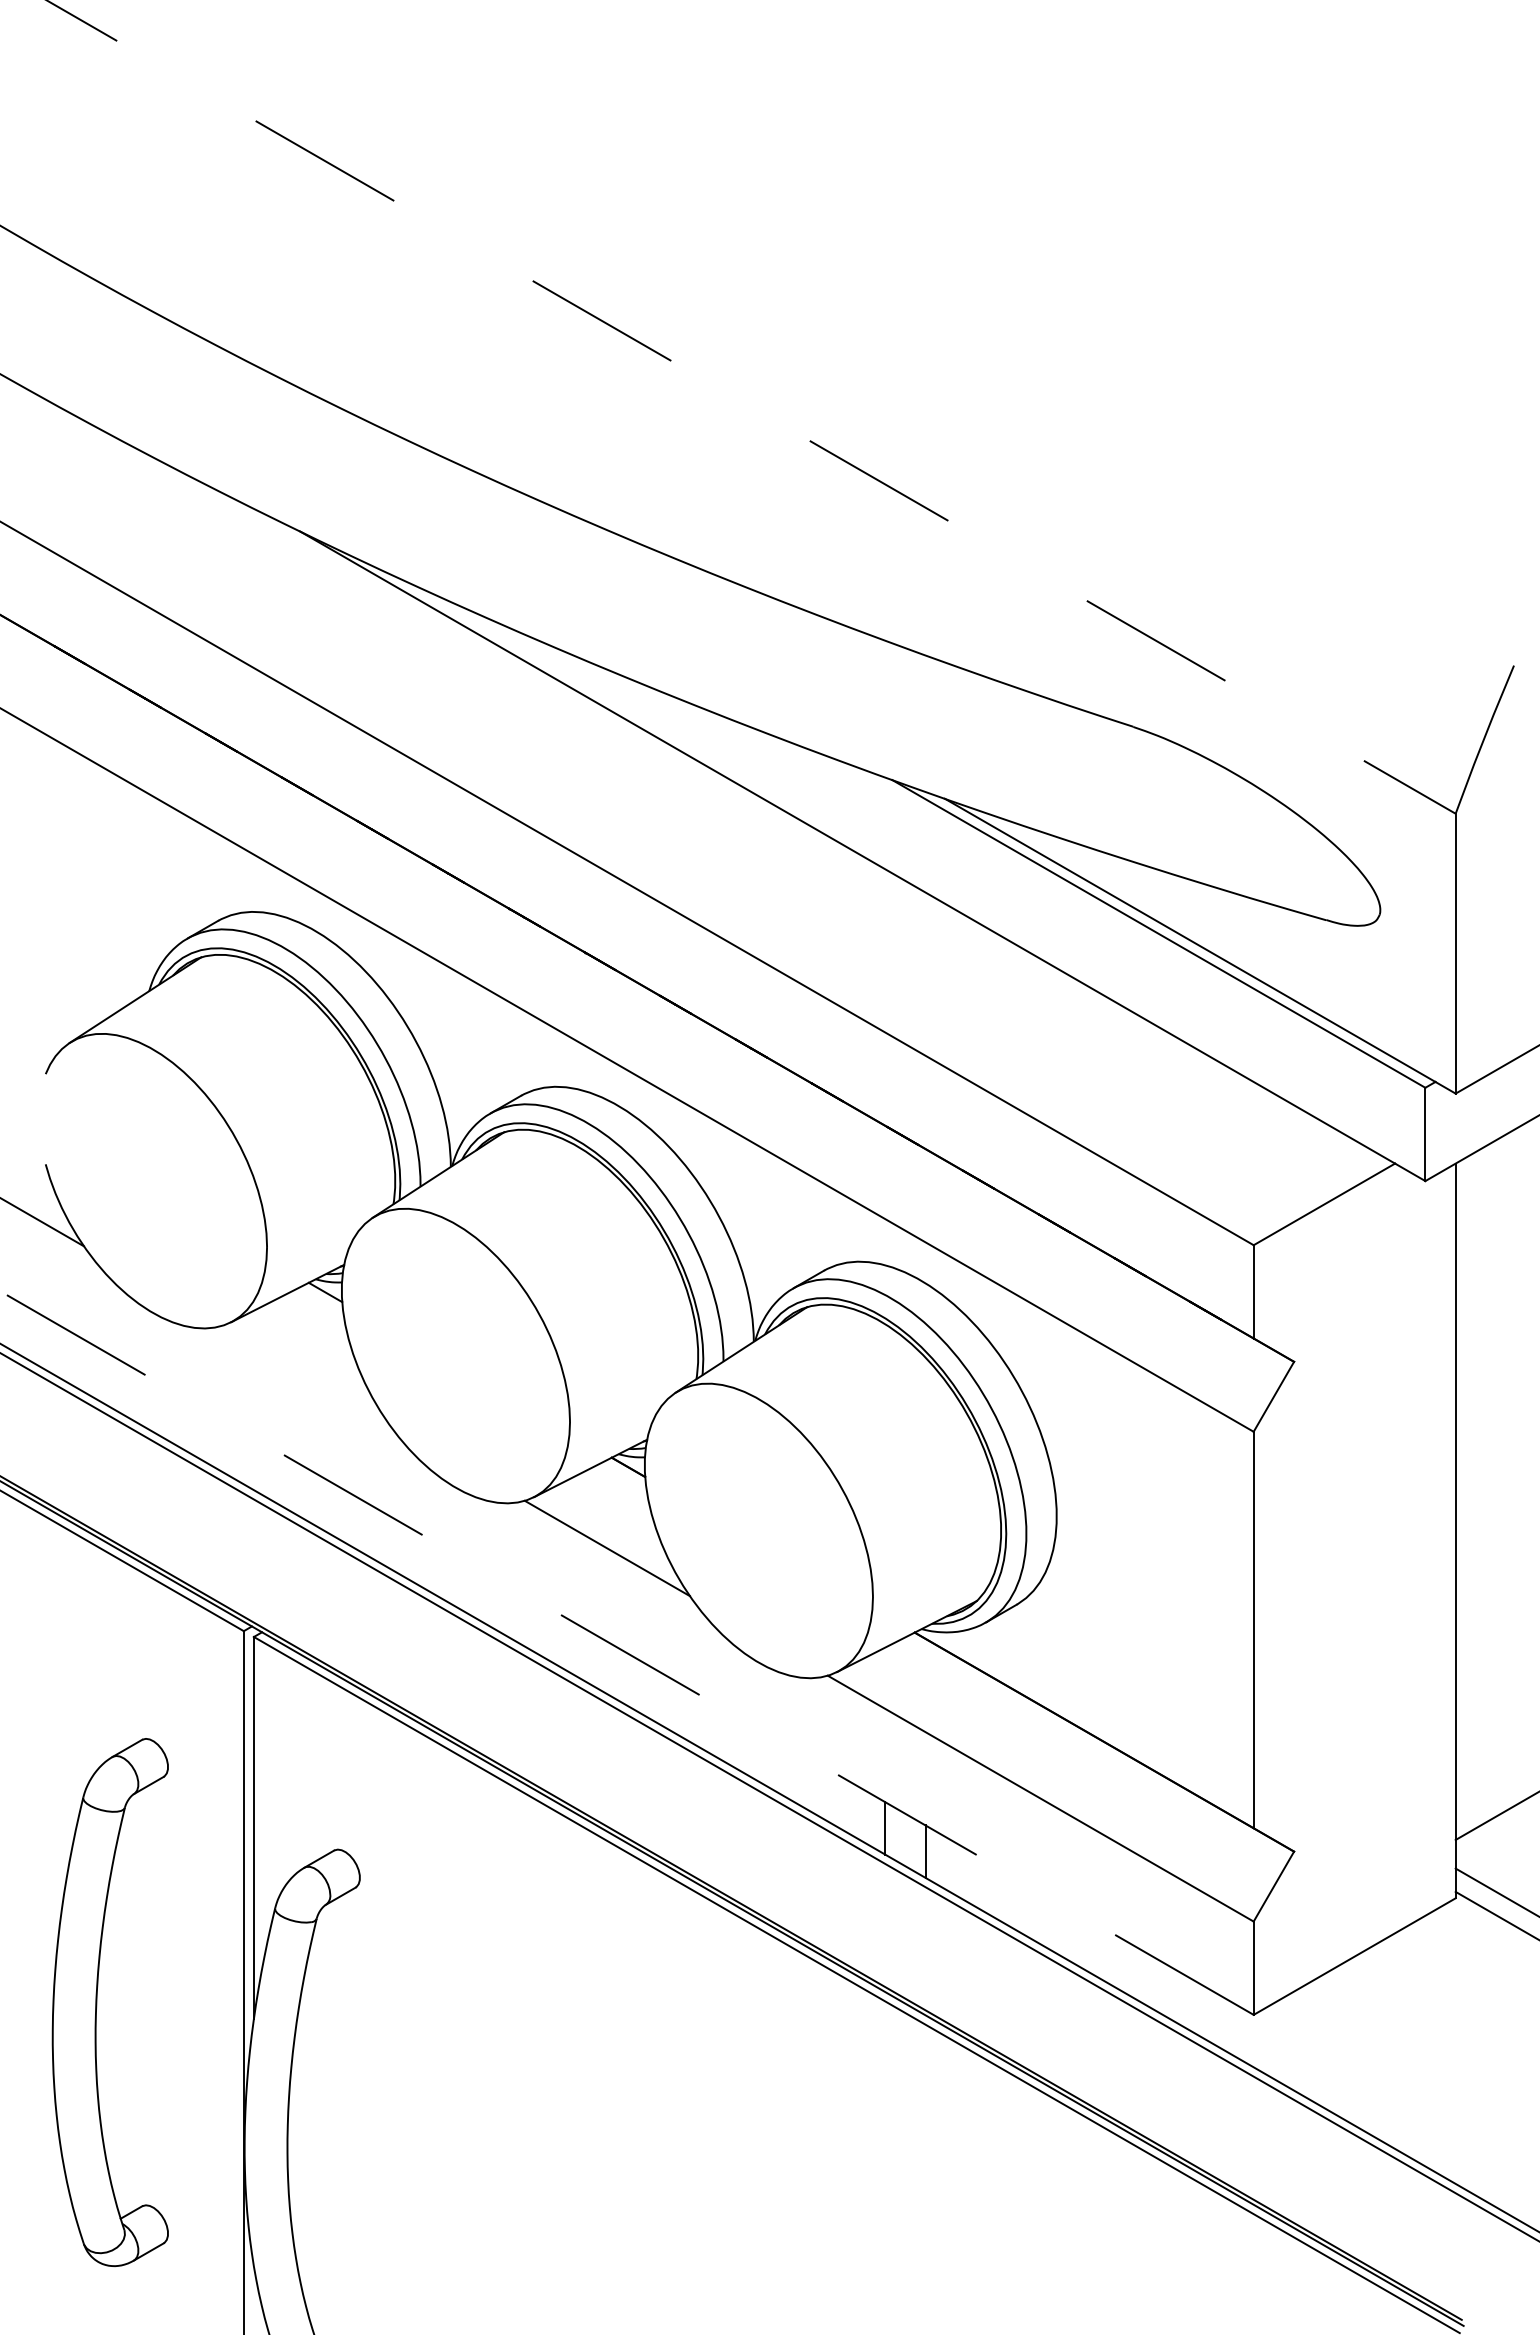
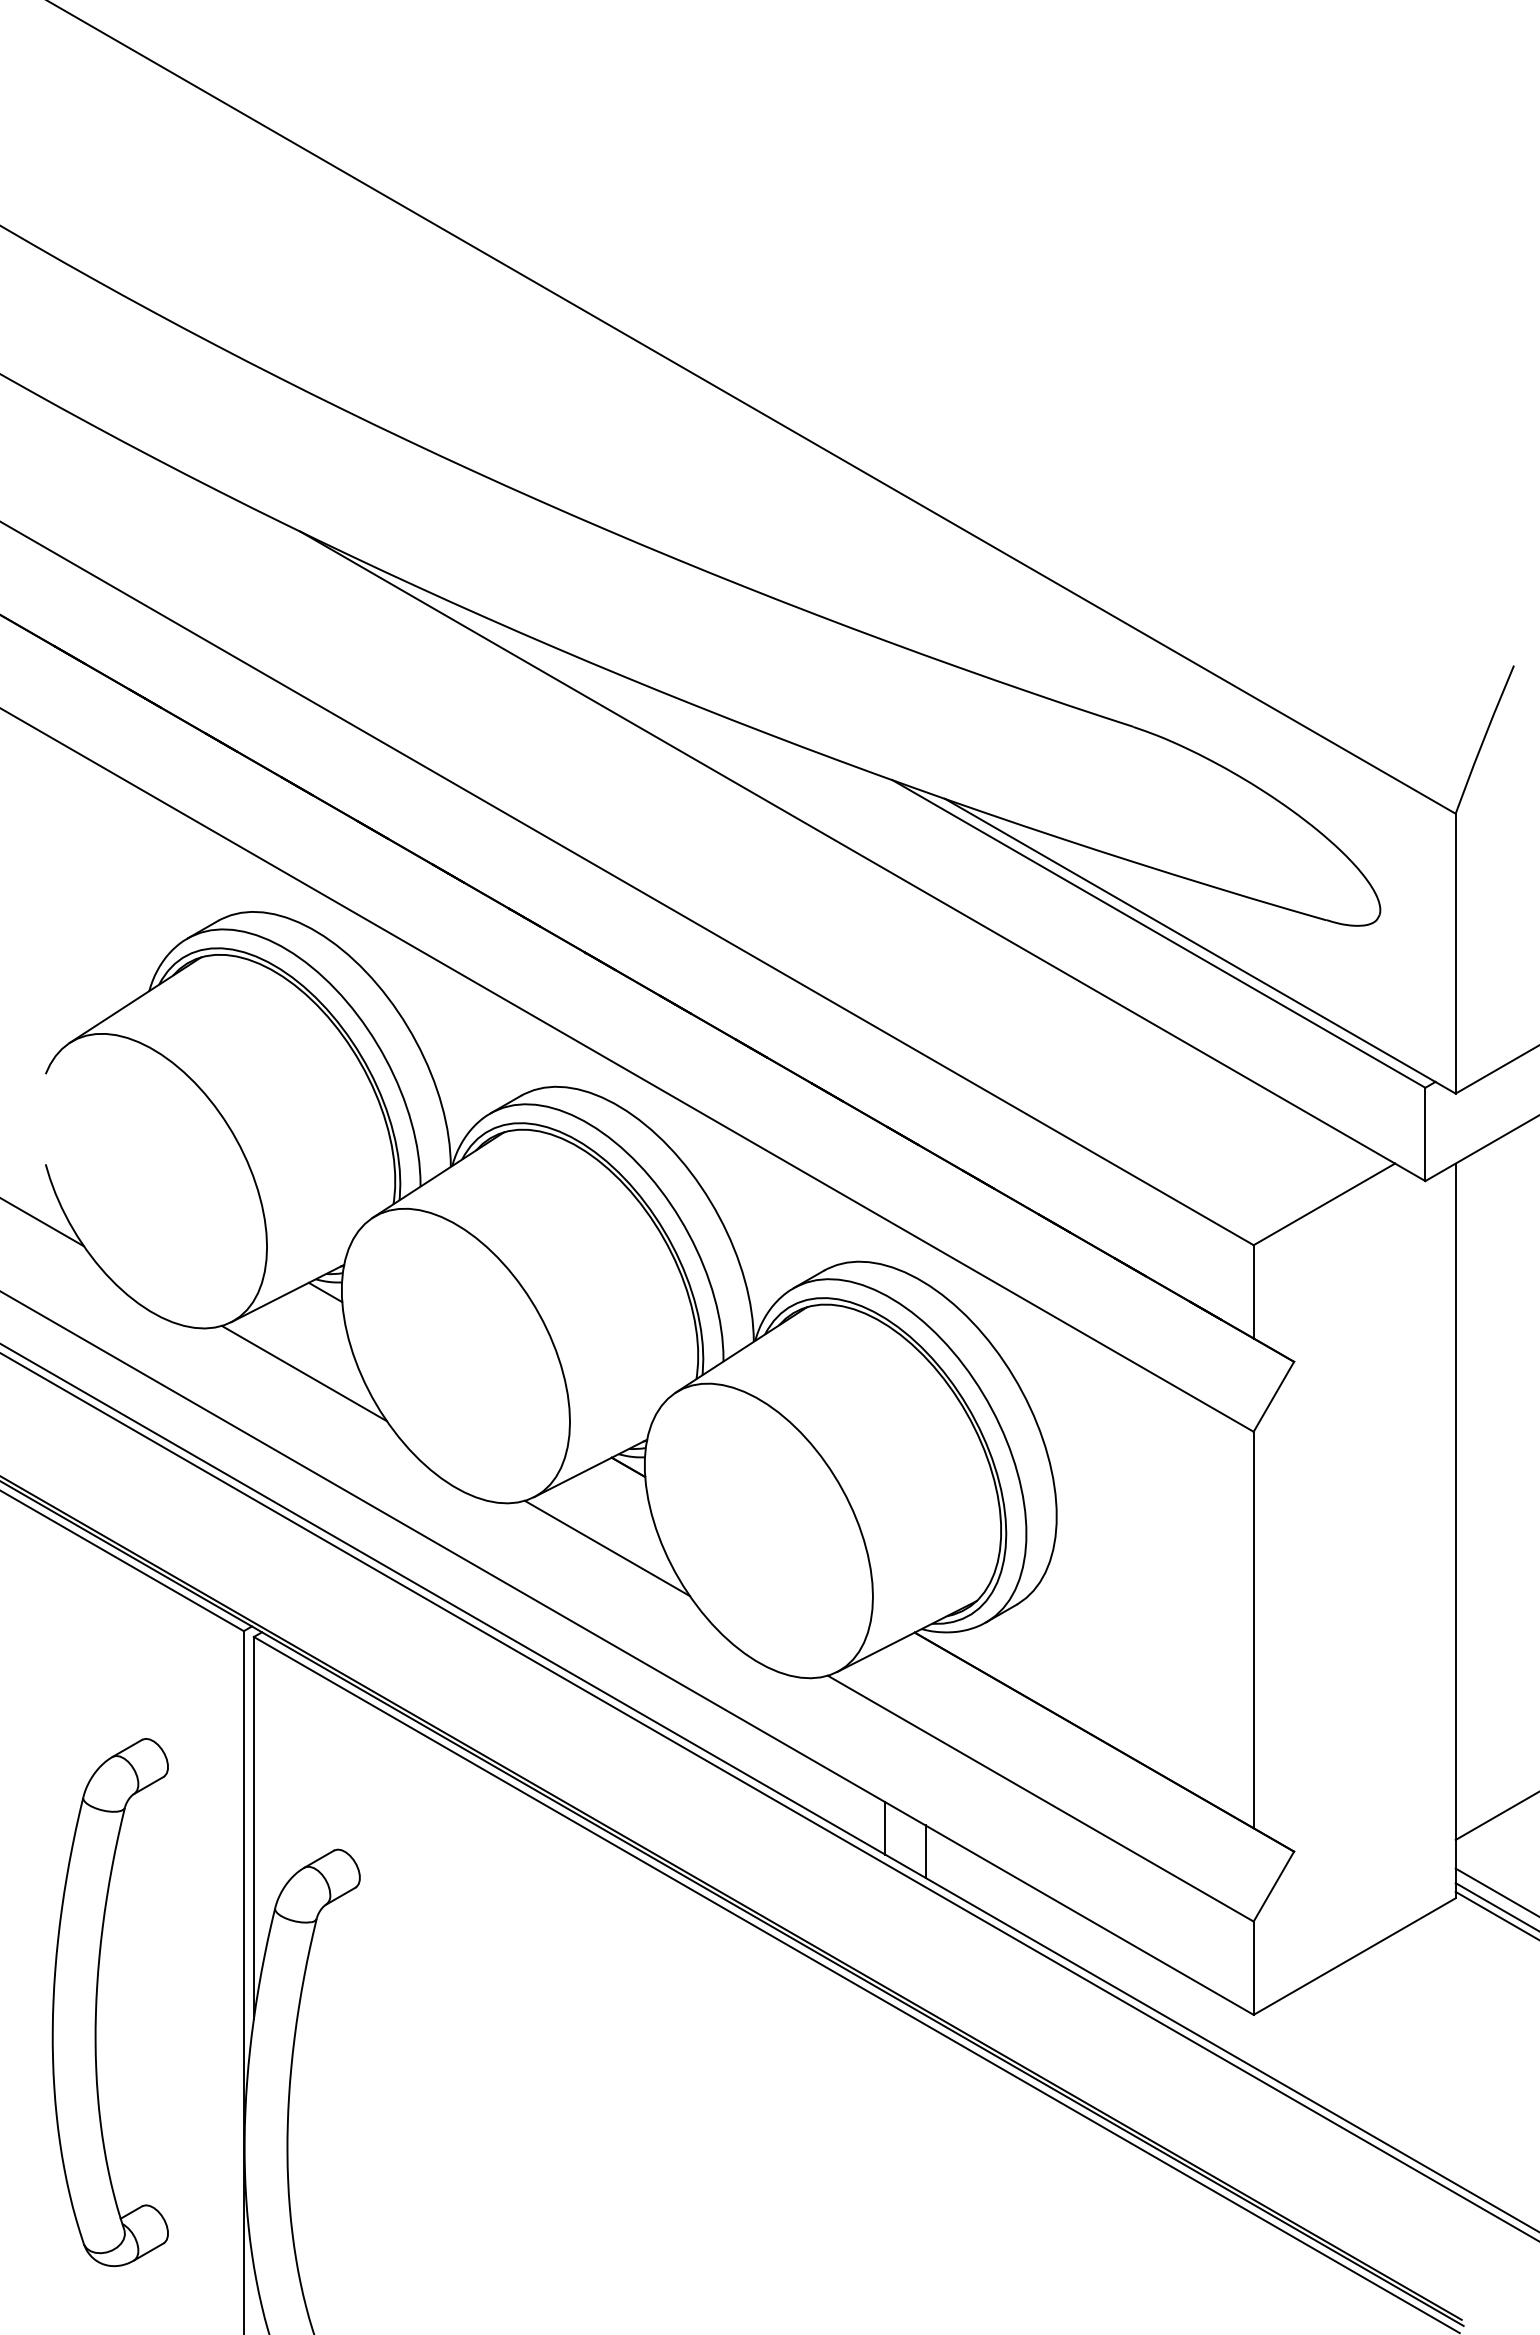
line: dashed -> solid (750, 406)
line: none -> present (303, 1373)
line: dashed -> solid (626, 1652)
line: none -> present (1495, 1906)
